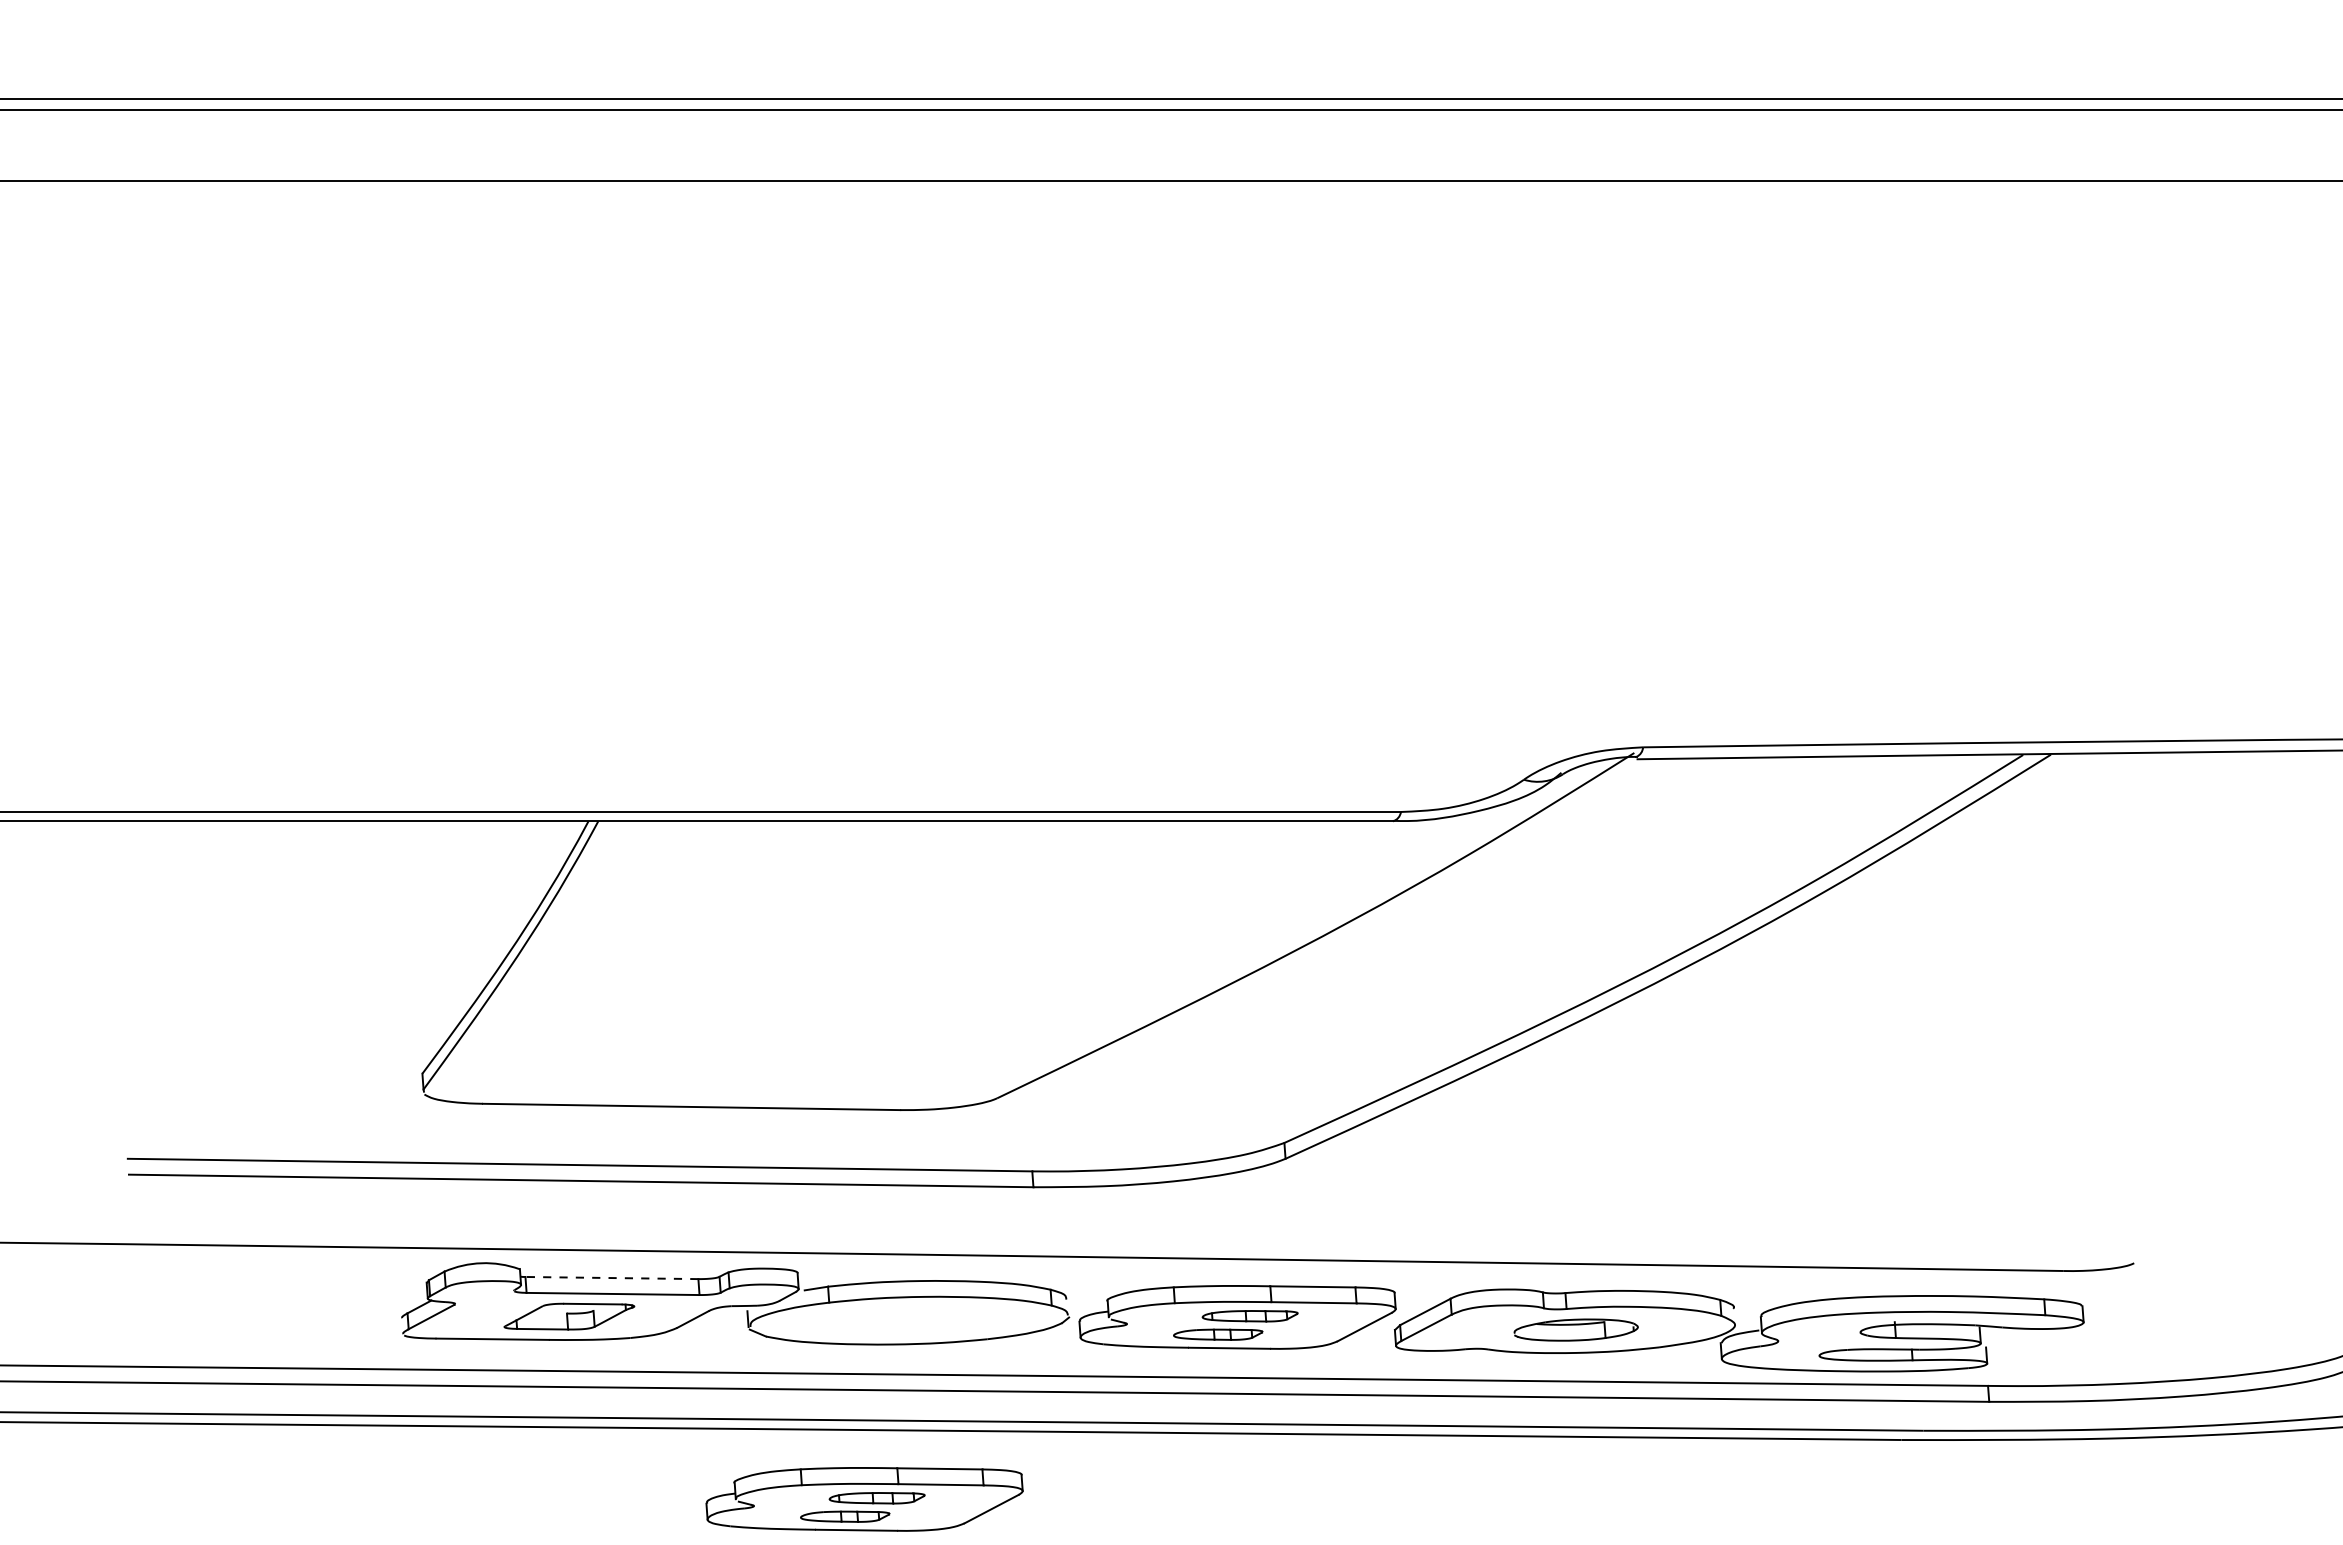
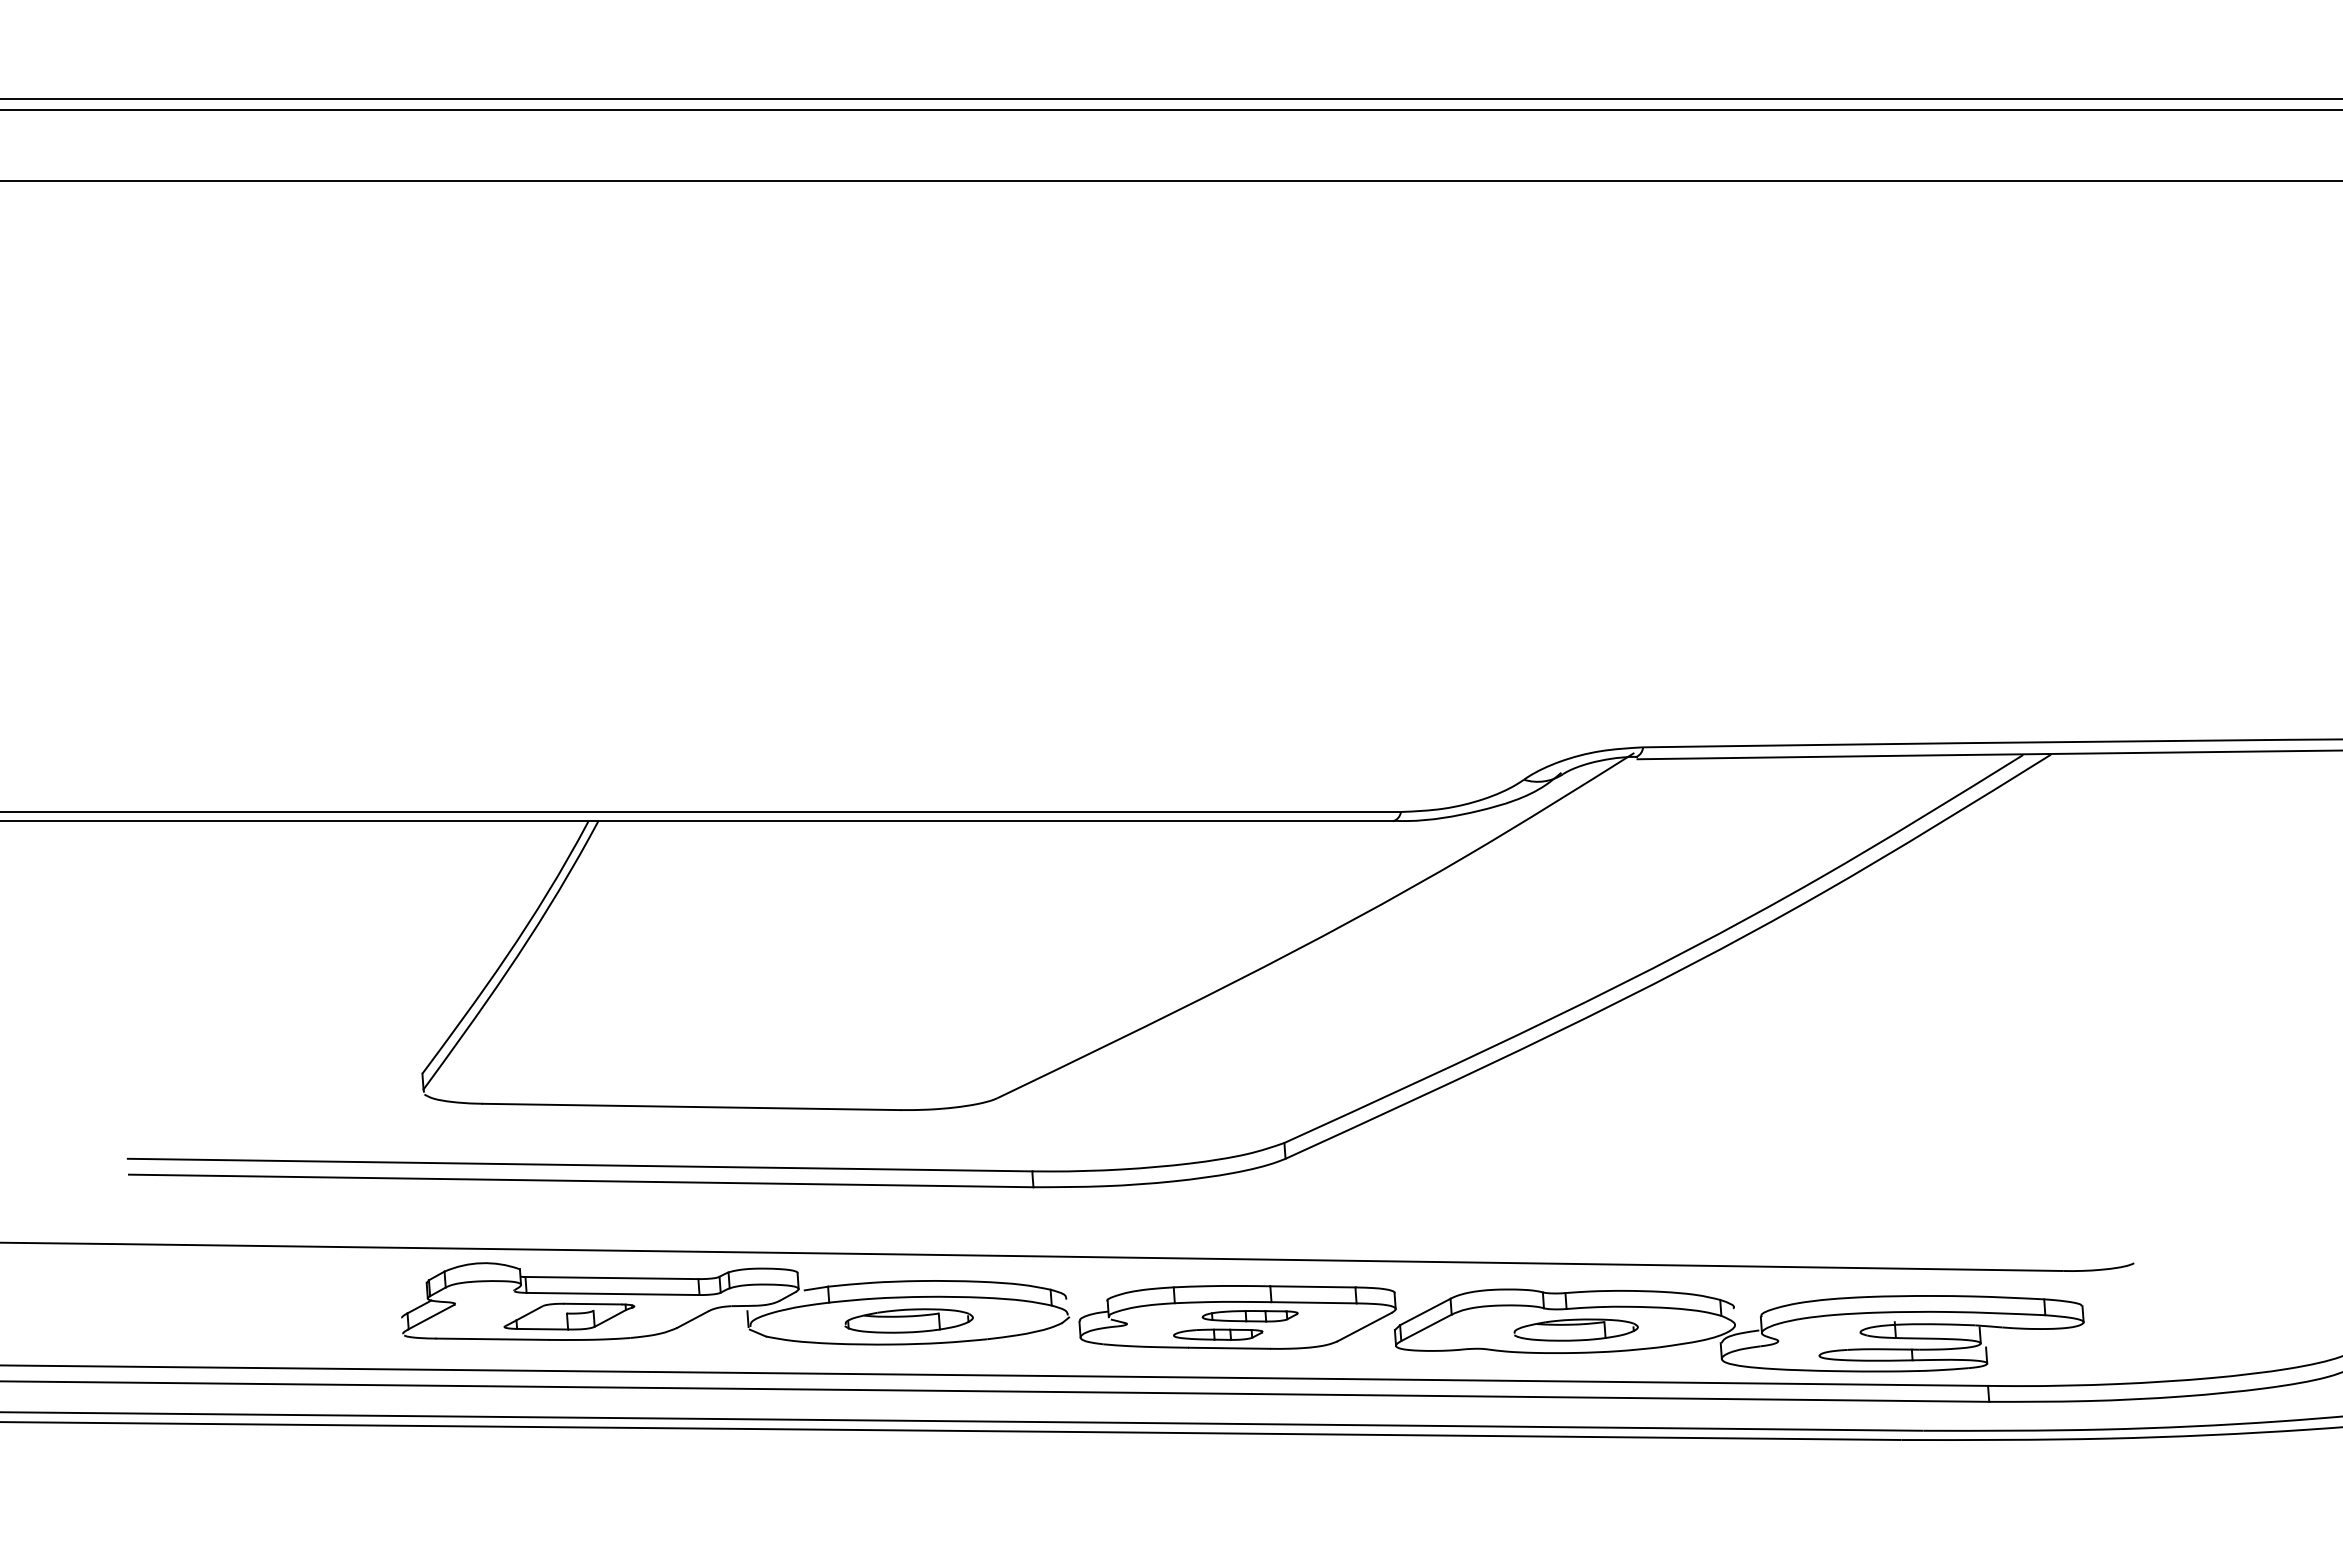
line: dashed -> solid (611, 1278)
part: none -> present (908, 1320)
part: present -> none (864, 1499)
